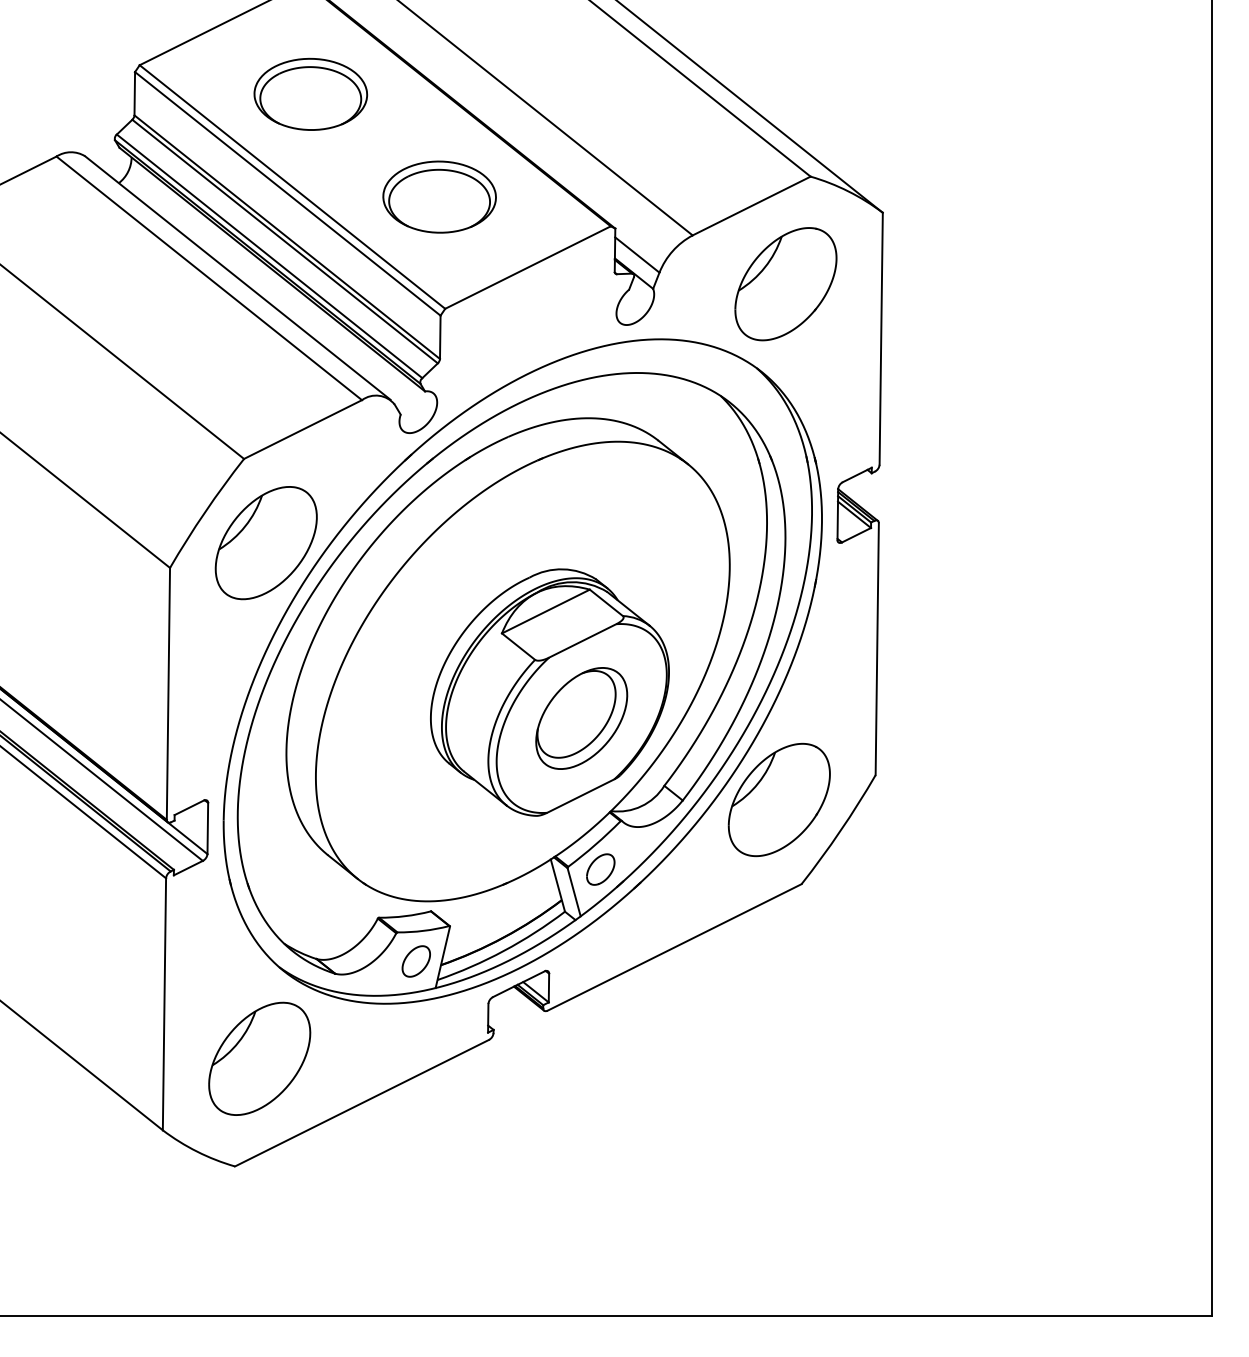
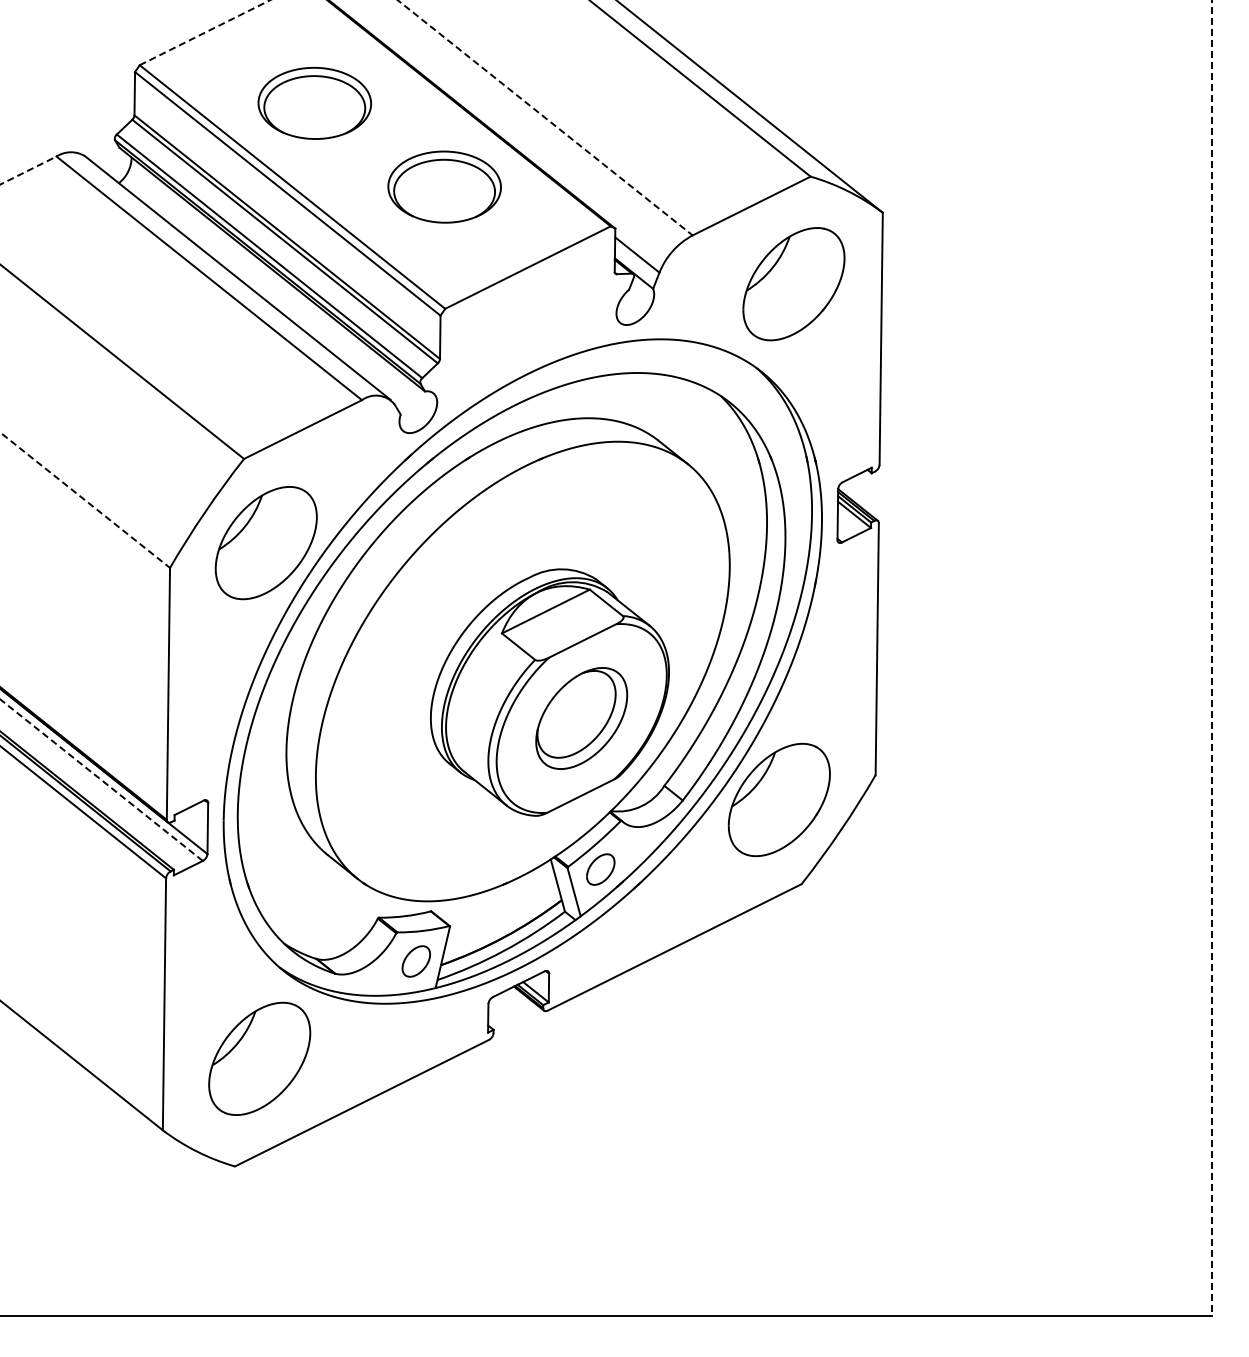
line: solid -> dashed (205, 32)
part position: (310, 93) -> (314, 102) (314, 102)
line: solid -> dashed (545, 118)
line: solid -> dashed (28, 170)
part position: (439, 196) -> (444, 186) (444, 186)
part position: (785, 284) -> (793, 284) (793, 284)
line: solid -> dashed (85, 500)
line: solid -> dashed (1211, 658)
line: solid -> dashed (101, 779)
